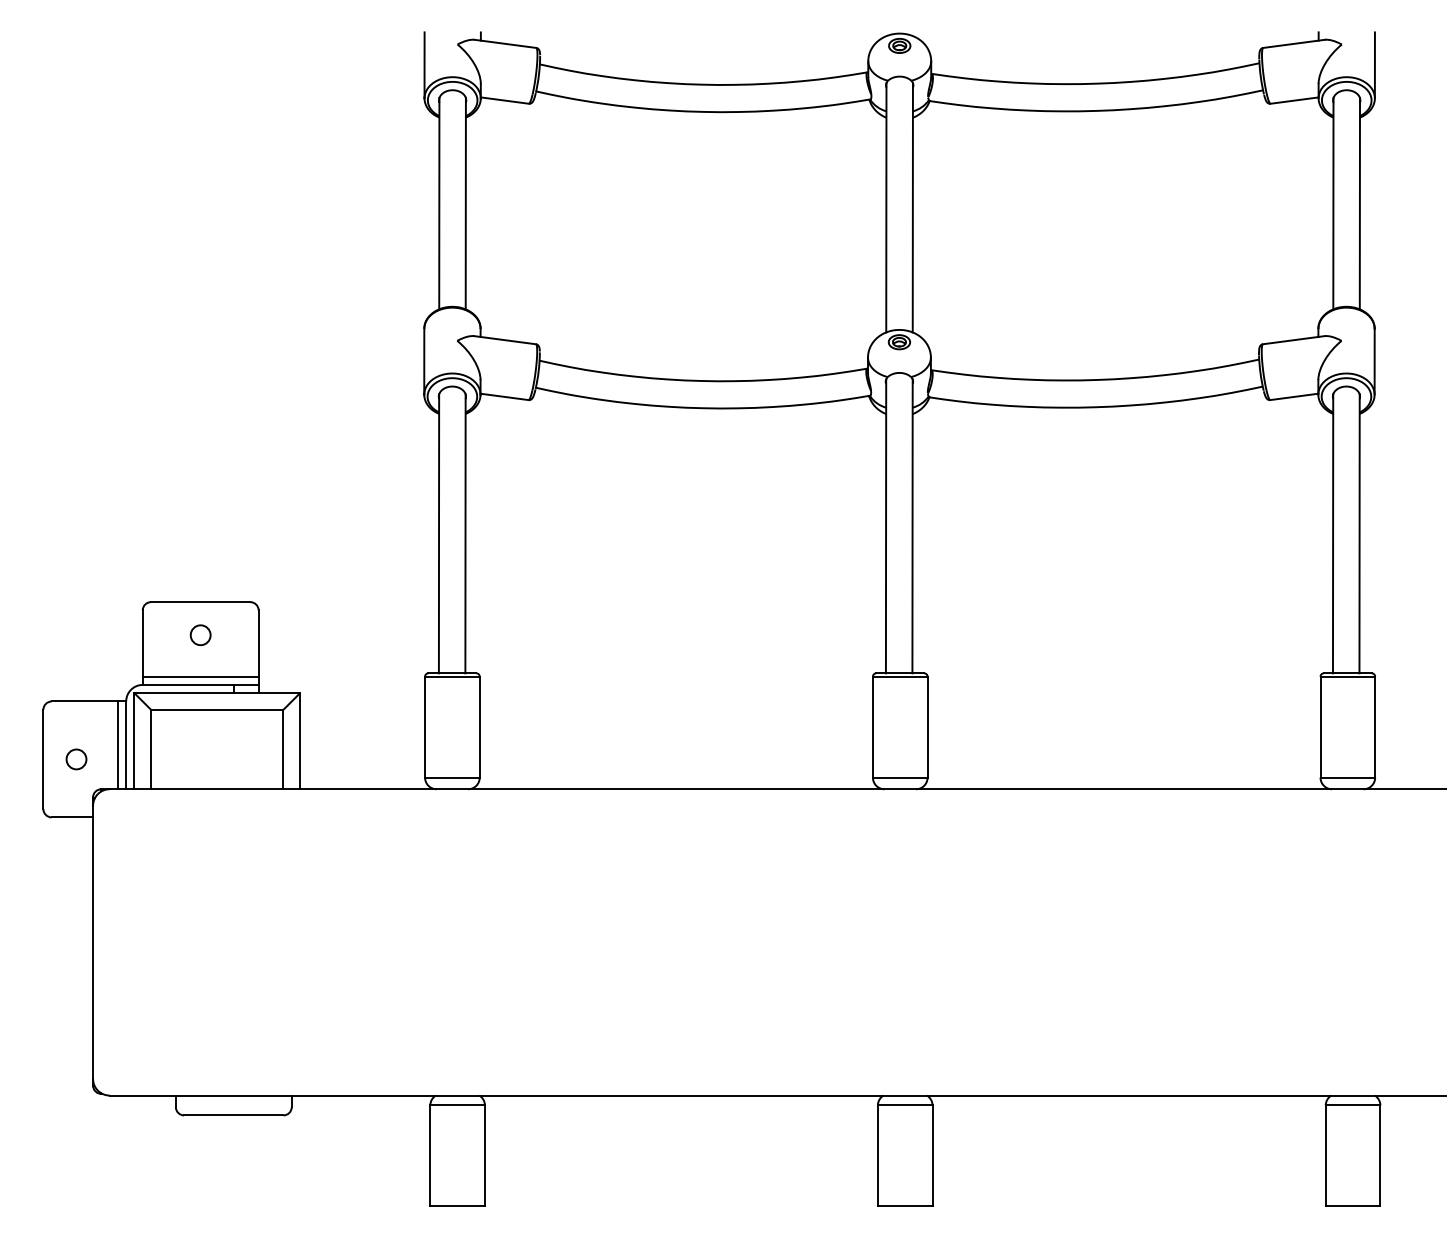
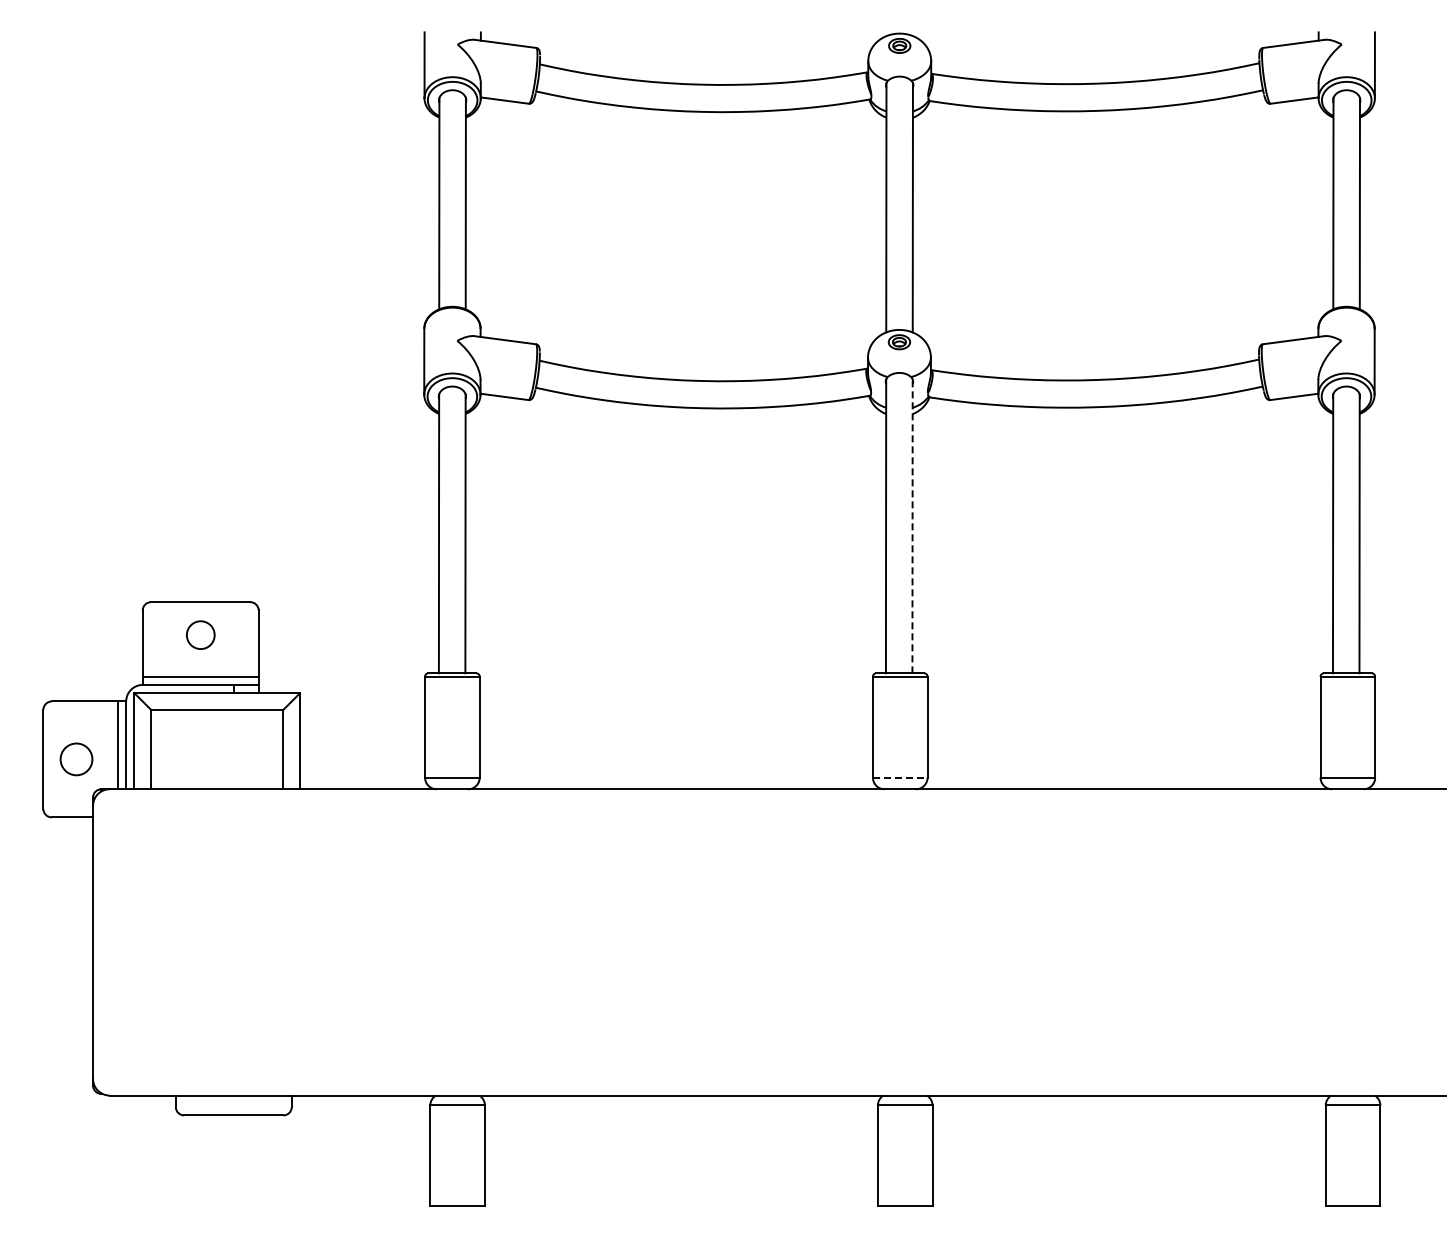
line: solid -> dashed (912, 526)
circle size: 23x23 px -> 30x30 px (200, 634)
circle size: 23x23 px -> 35x35 px (76, 759)
line: solid -> dashed (900, 777)
